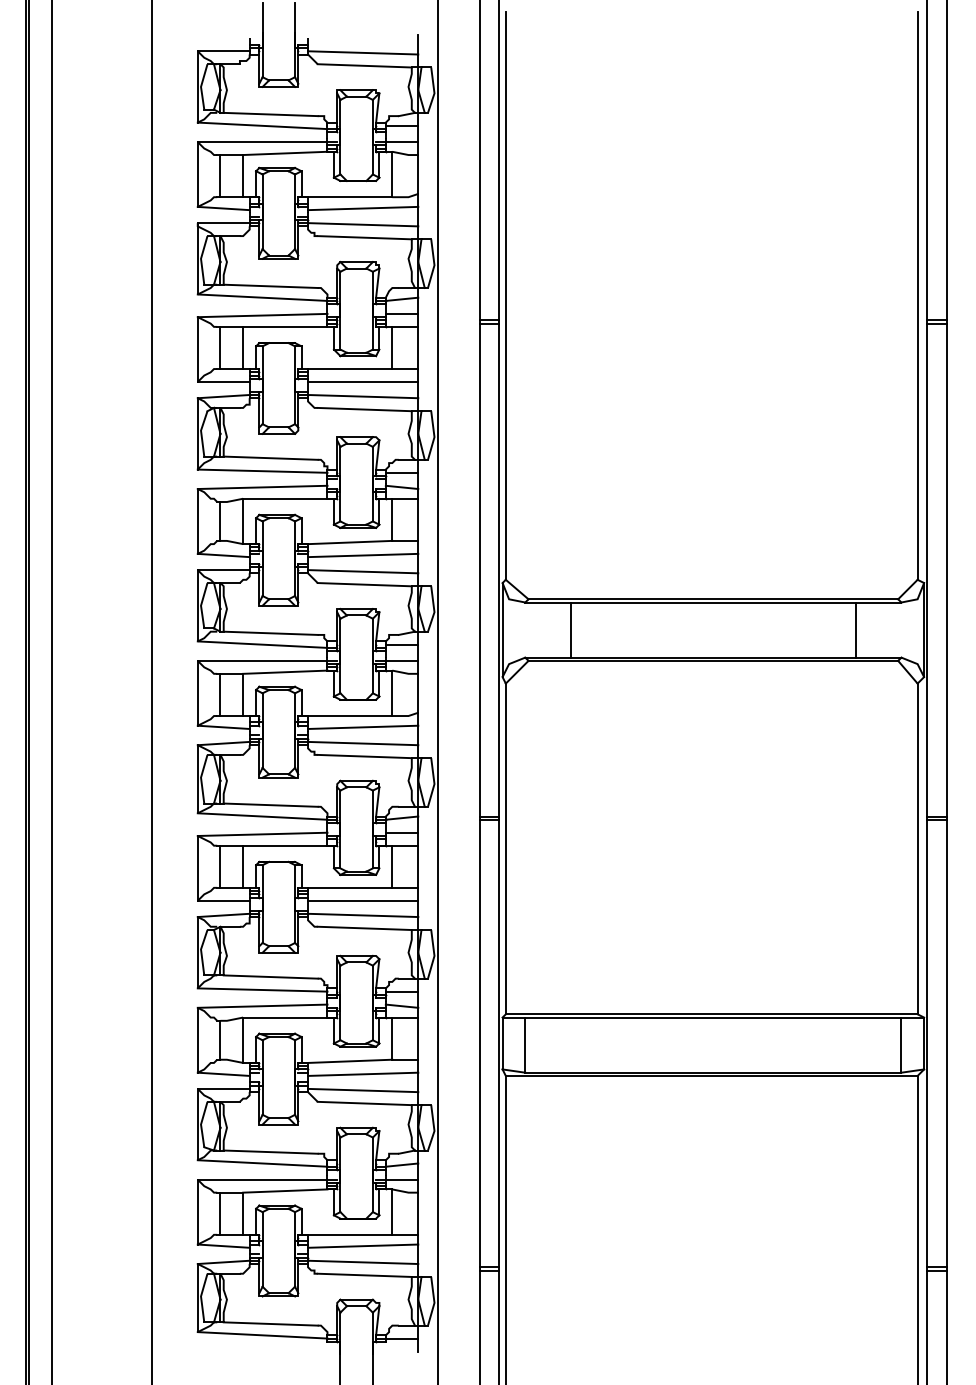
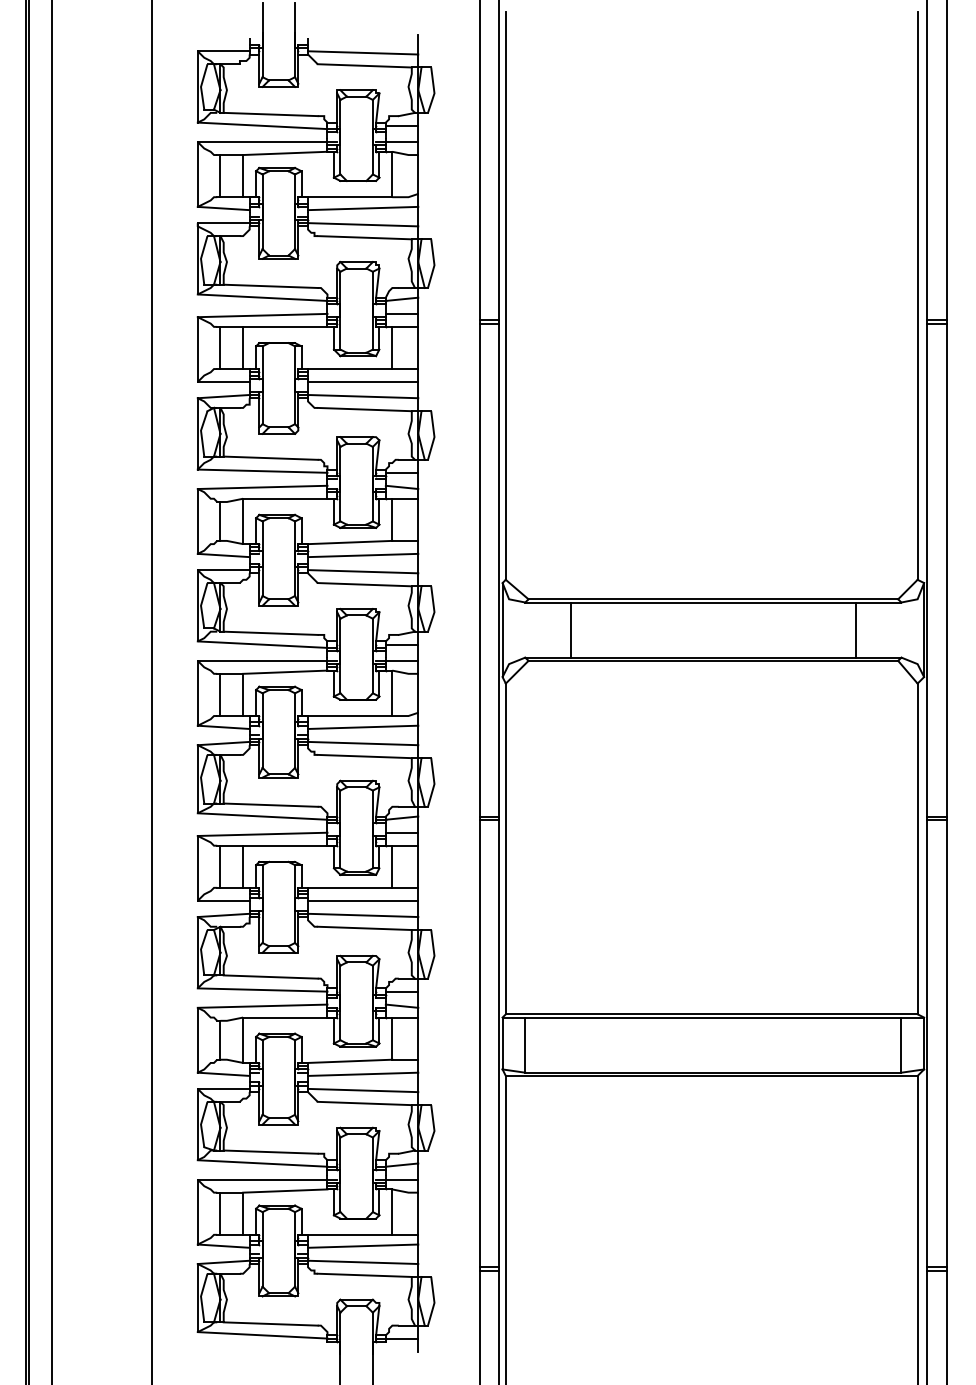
line: present -> none (437, 691)
